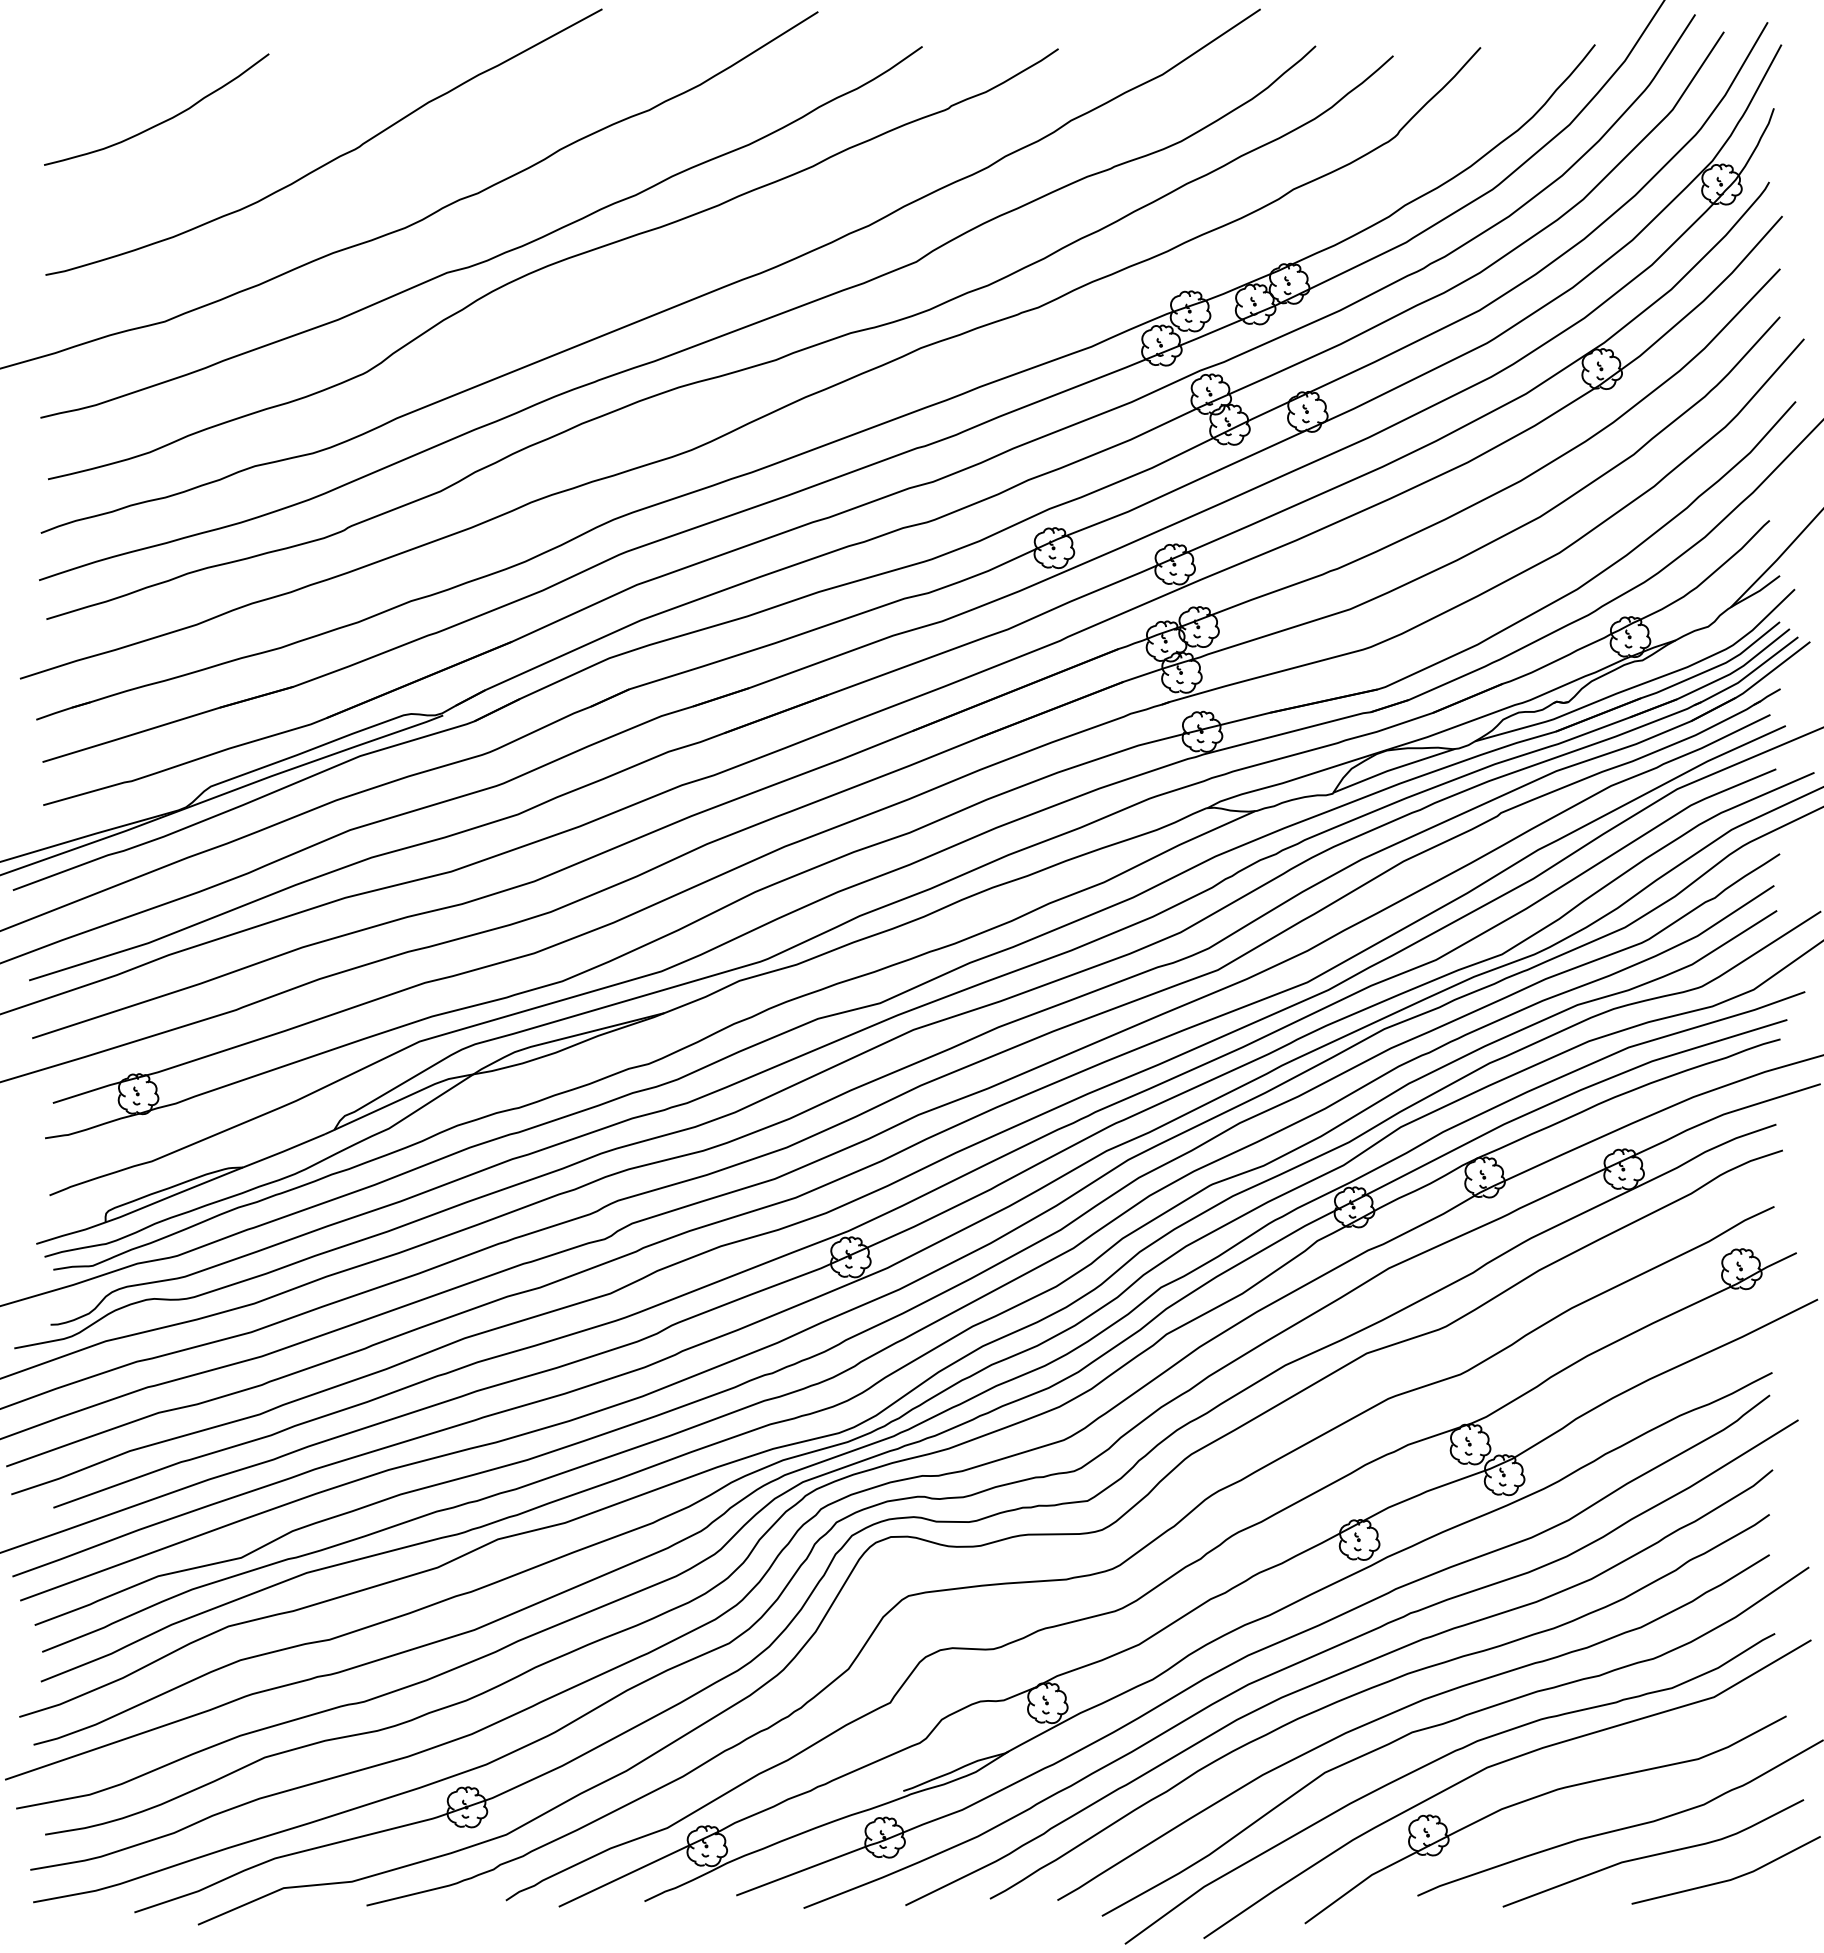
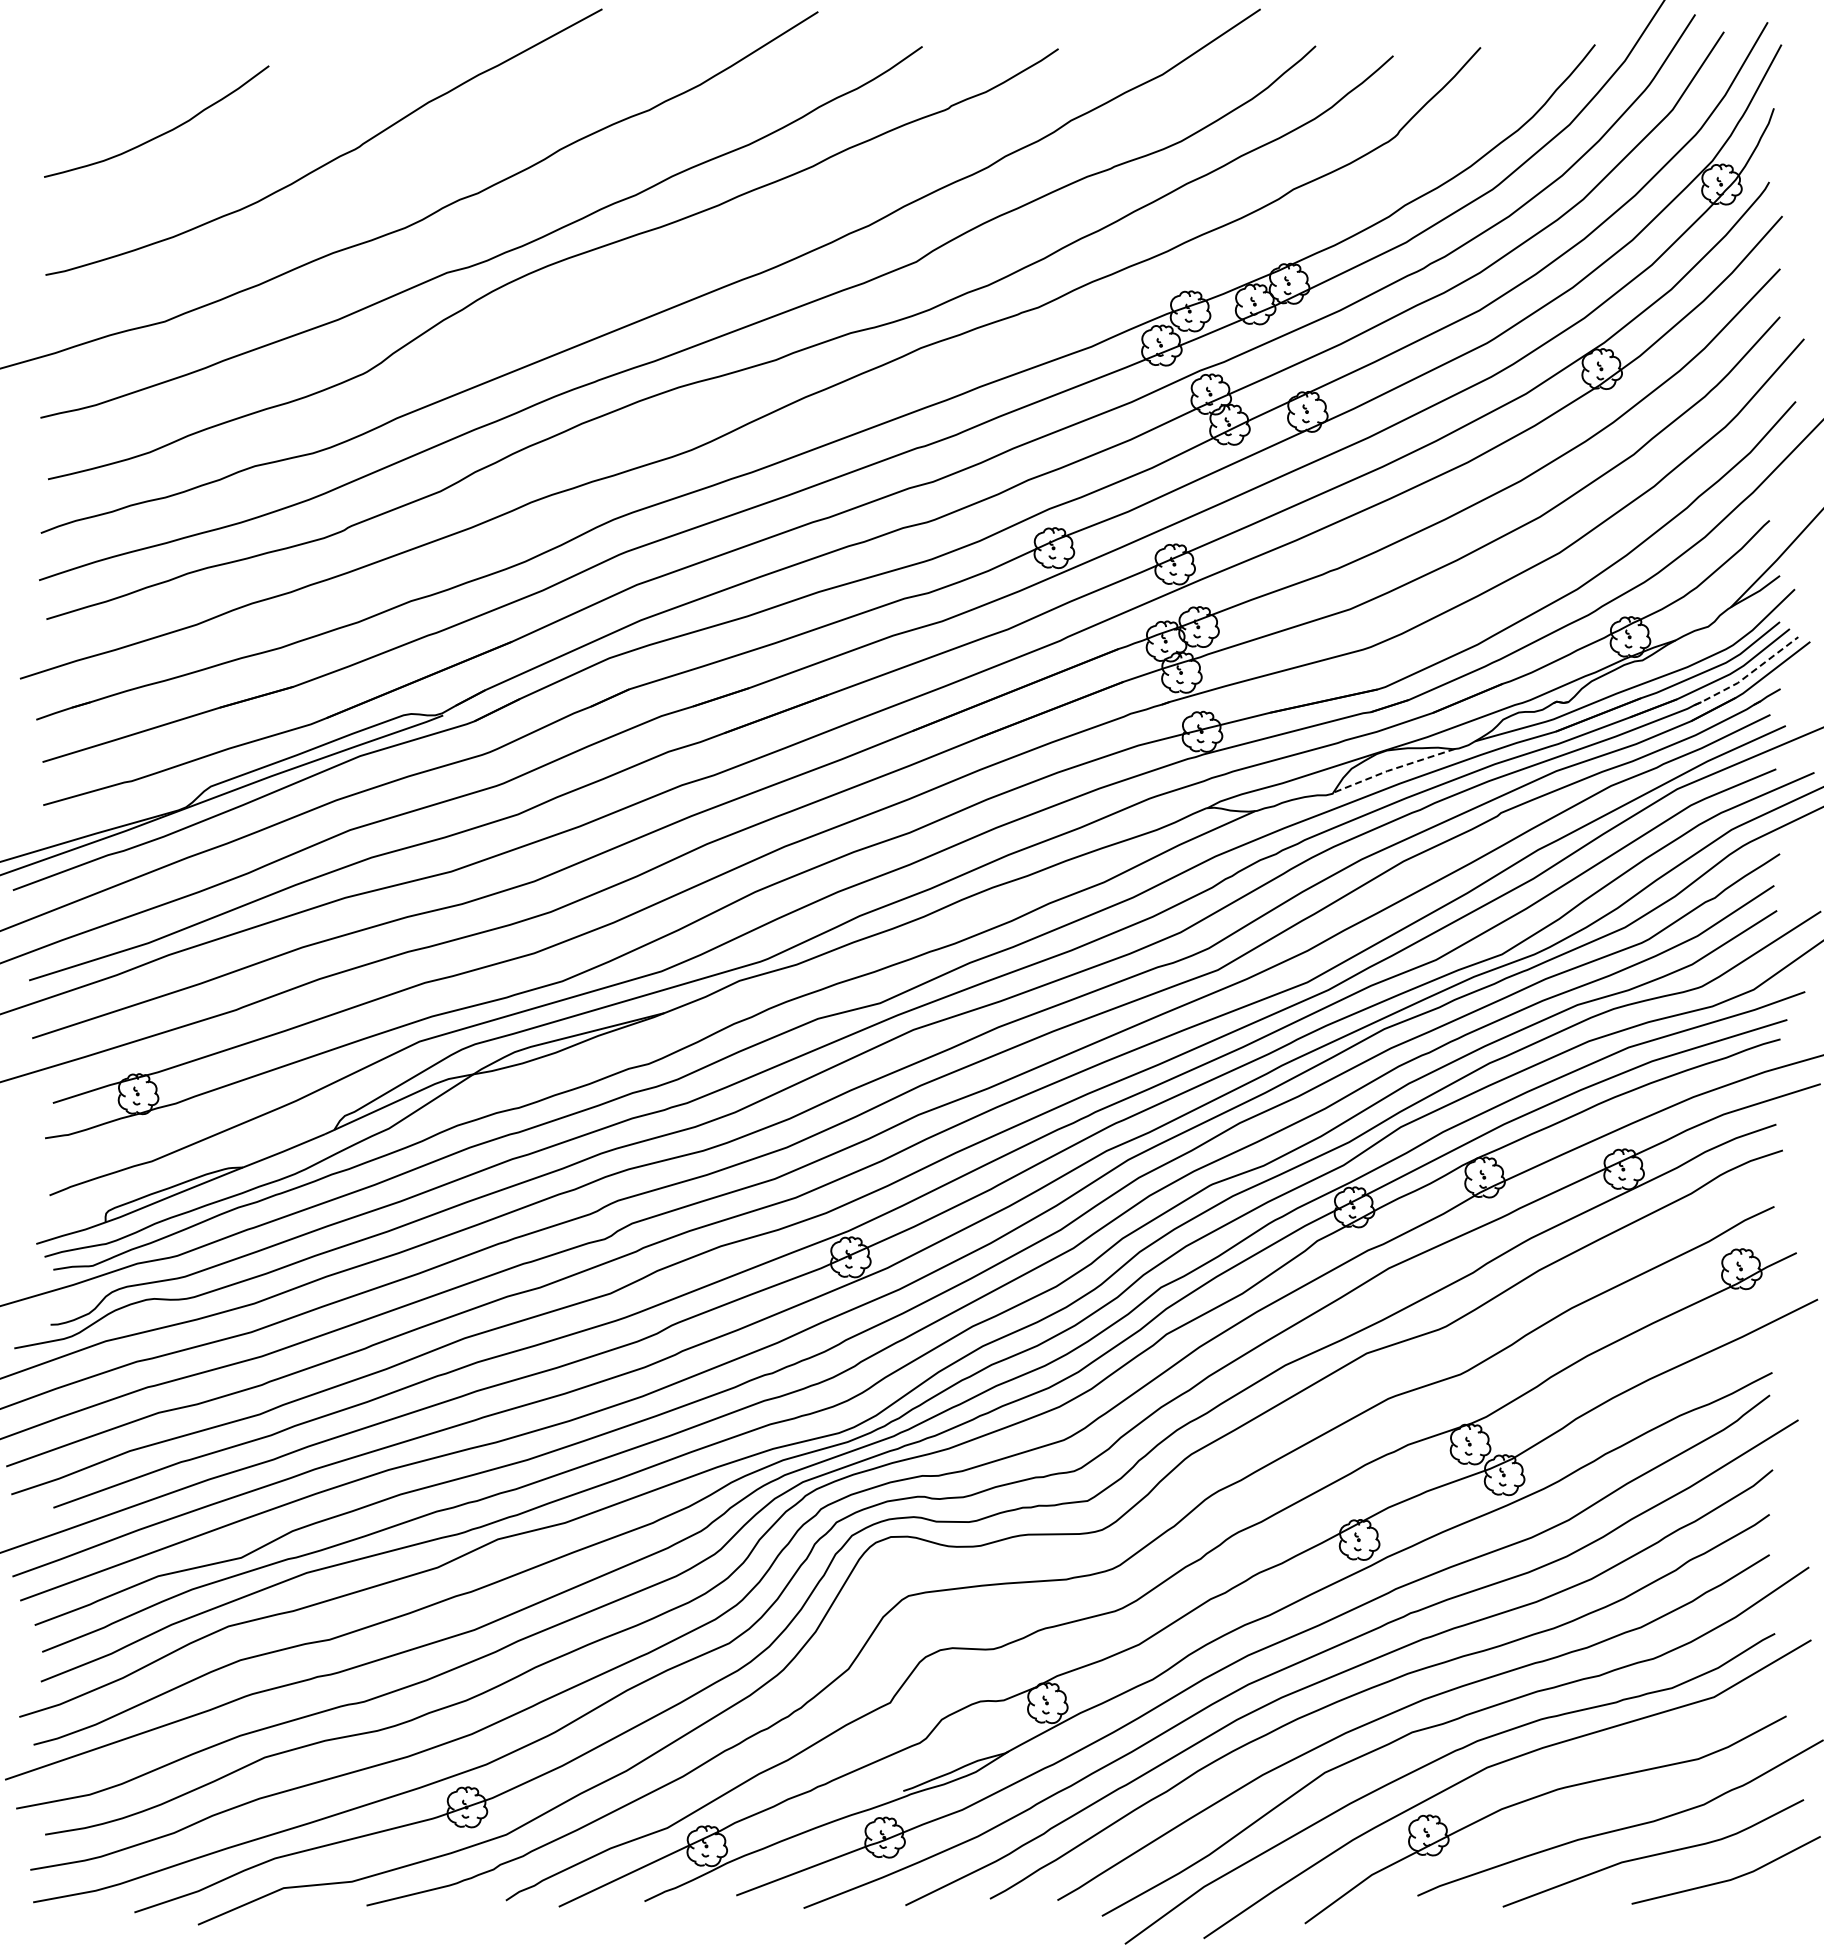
curve position: (162, 121) -> (162, 133) (162, 133)
line: solid -> dashed (1747, 675)
line: solid -> dashed (1393, 769)
